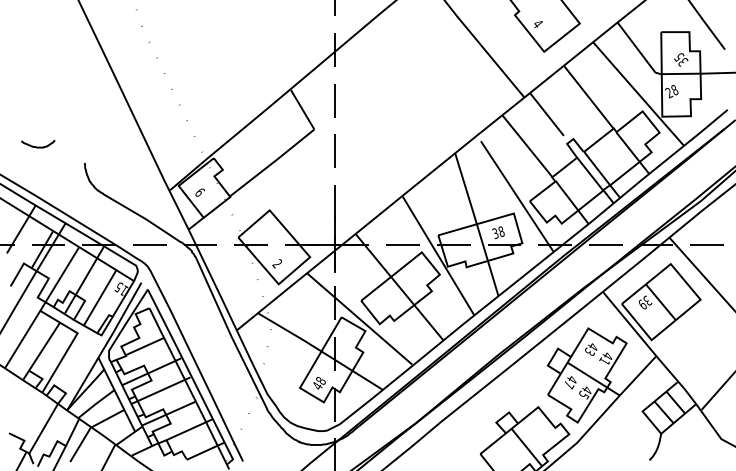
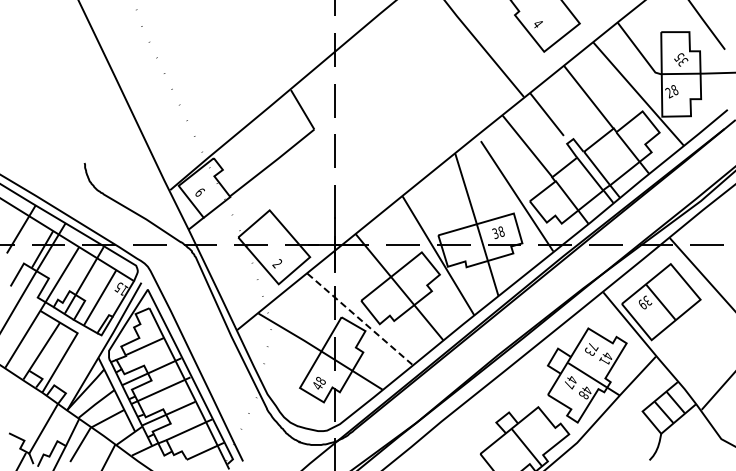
curve: present -> none (38, 146)
line: solid -> dashed (360, 319)
text: 43 -> 73 (593, 347)
text: 45 -> 48 (584, 394)
